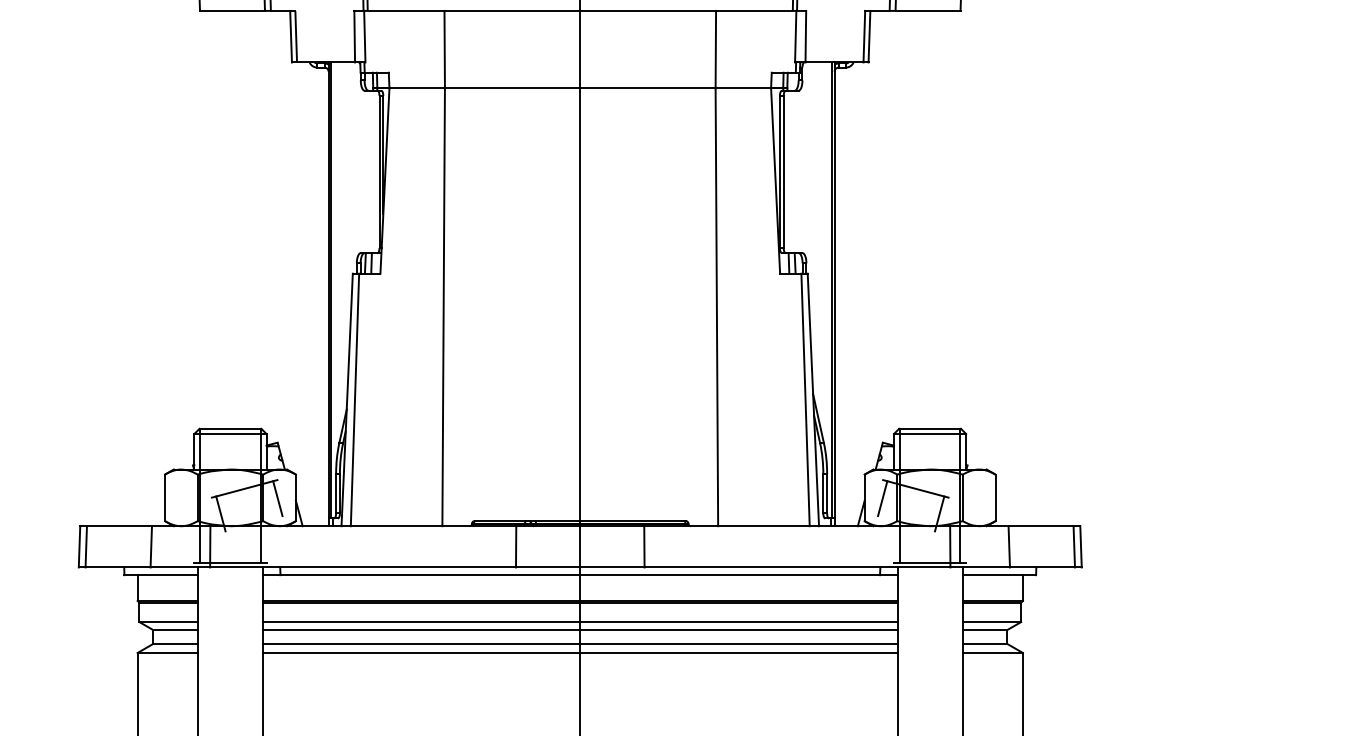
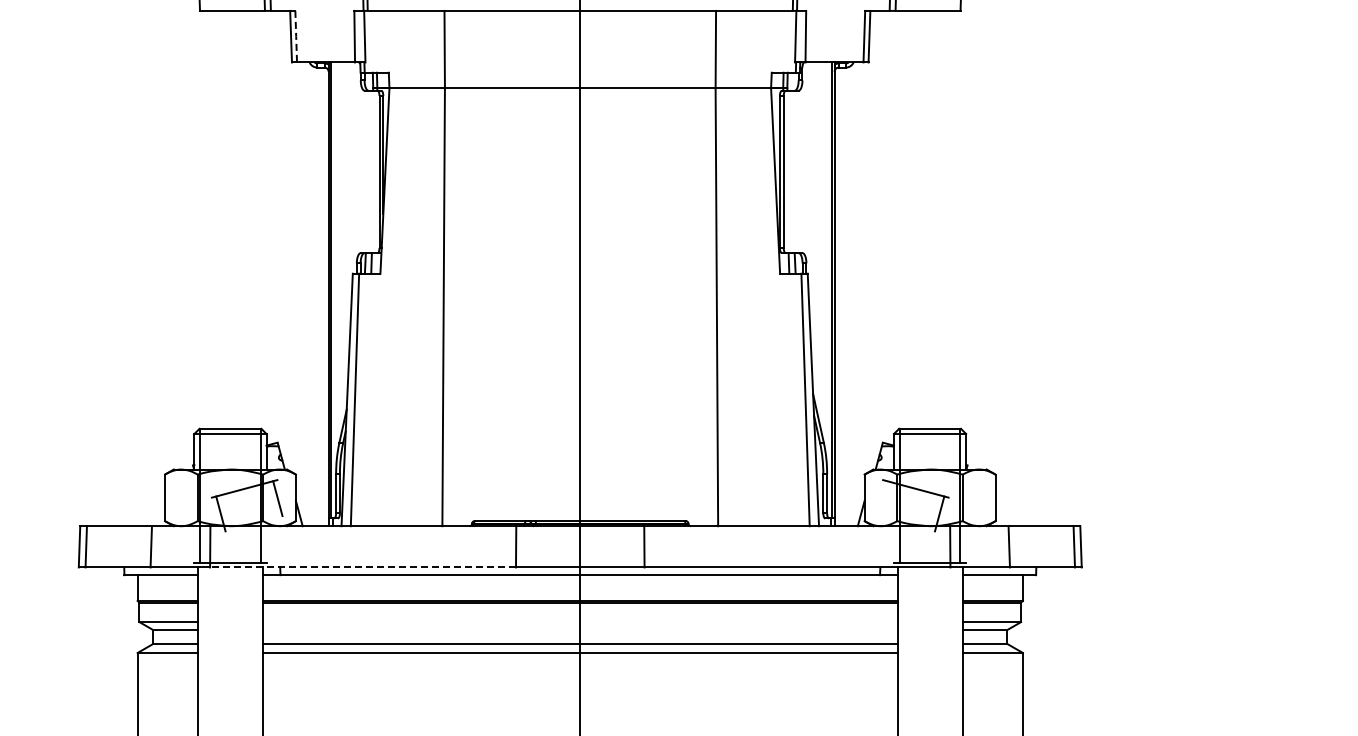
line: solid -> dashed (296, 36)
line: present -> none (882, 498)
line: solid -> dashed (363, 567)
line: present -> none (579, 622)
line: present -> none (579, 629)
